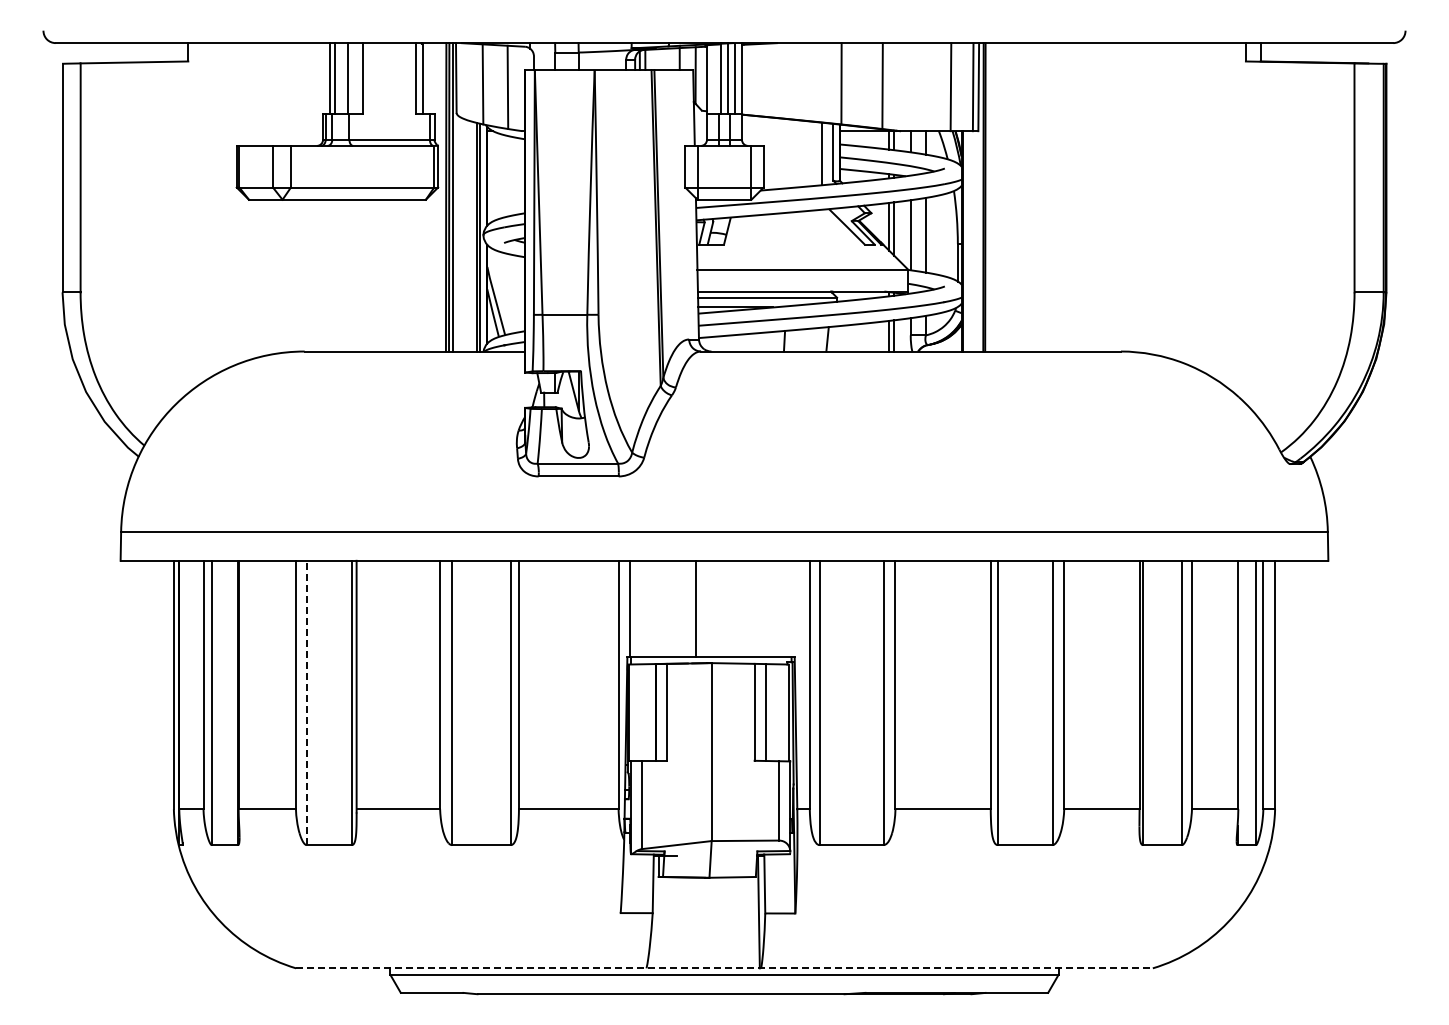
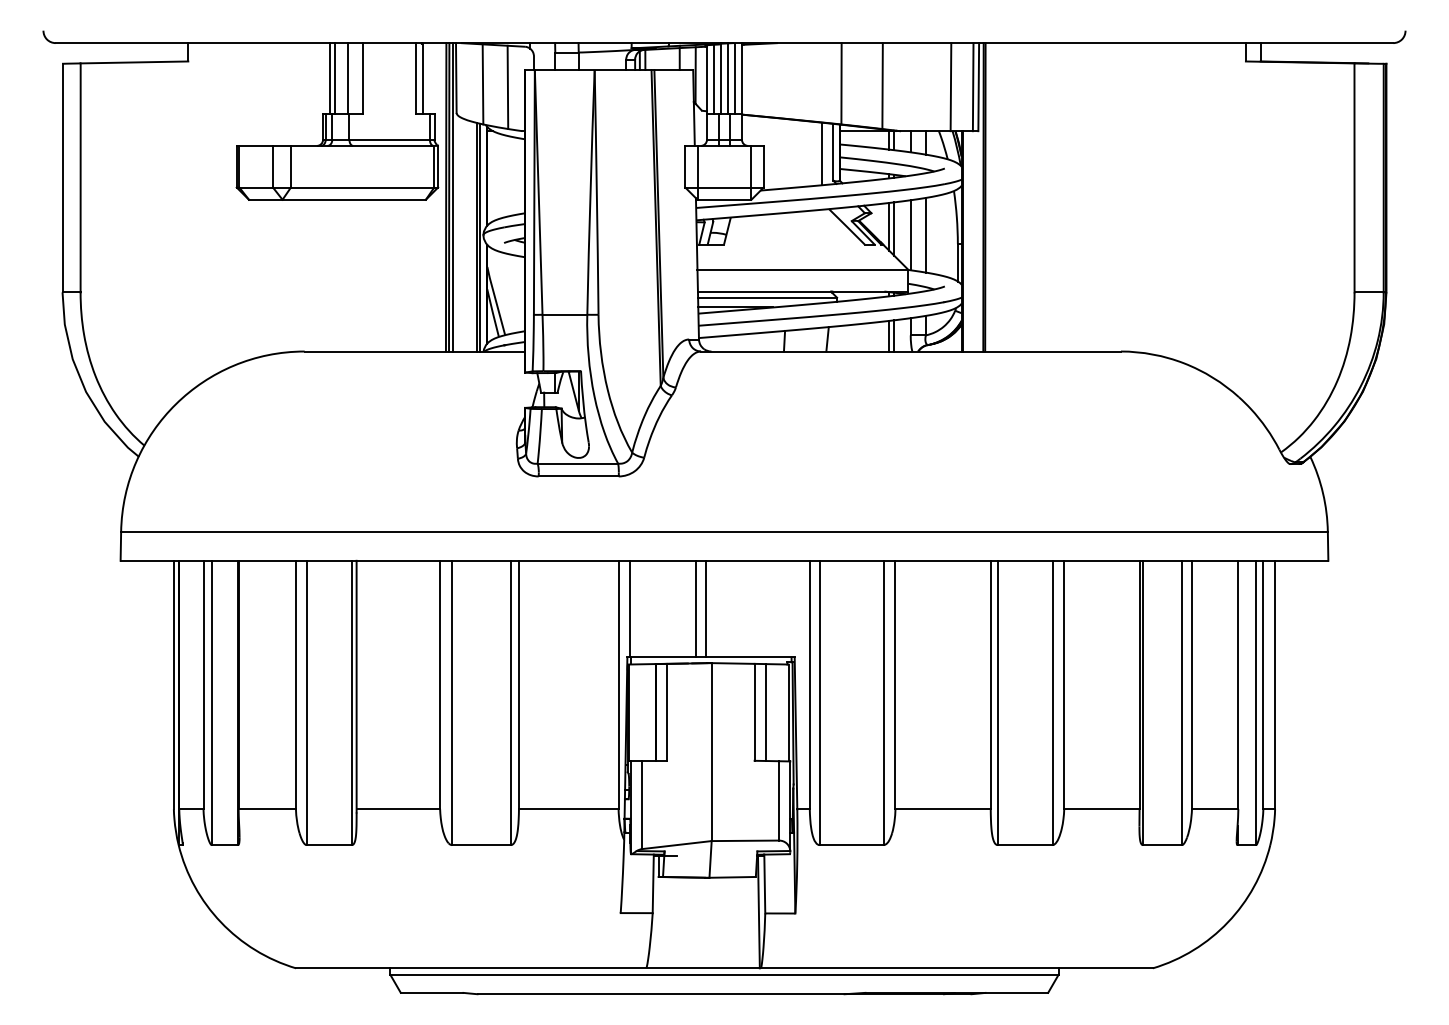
line: none -> present (714, 79)
line: none -> present (706, 608)
line: dashed -> solid (306, 702)
line: dashed -> solid (724, 968)
